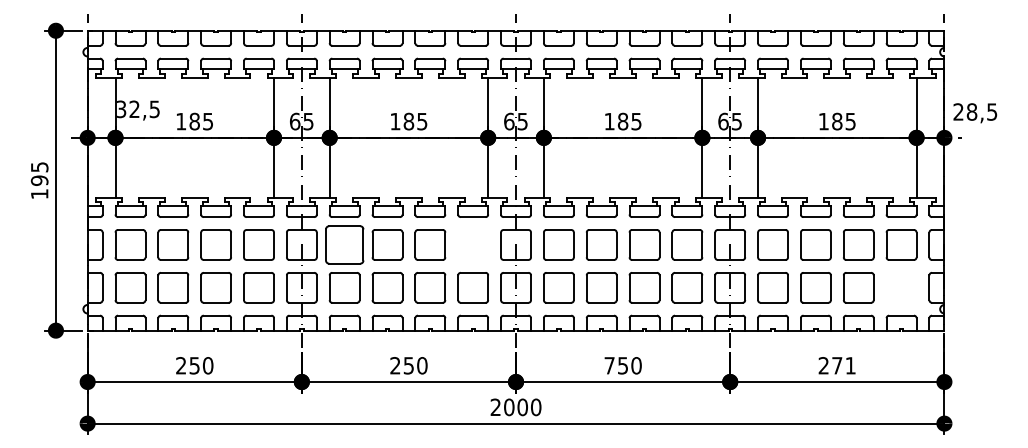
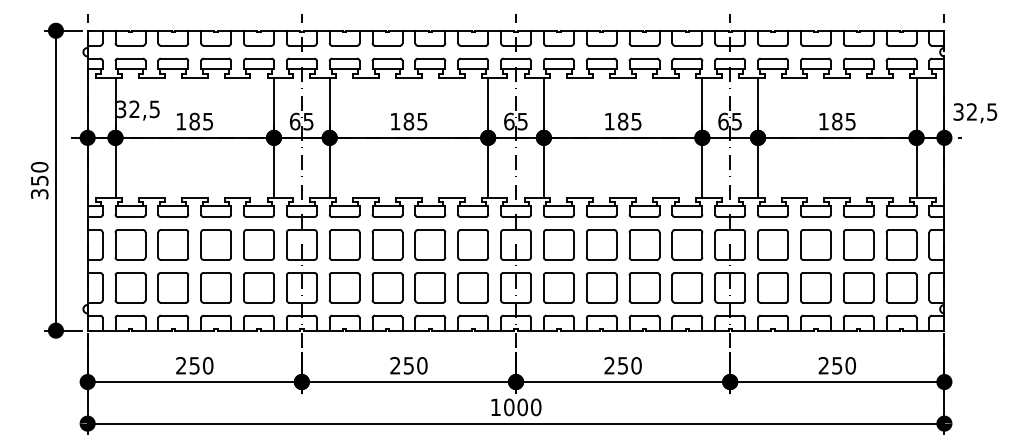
text: 28,5 -> 32,5 (965, 111)
text: 195 -> 350 (39, 180)
part size: 40x40 px -> 33x32 px (344, 244)
part: none -> present (472, 244)
part: none -> present (901, 287)
text: 750 -> 250 (609, 365)
text: 271 -> 250 (844, 365)
text: 2000 -> 1000 (495, 406)
